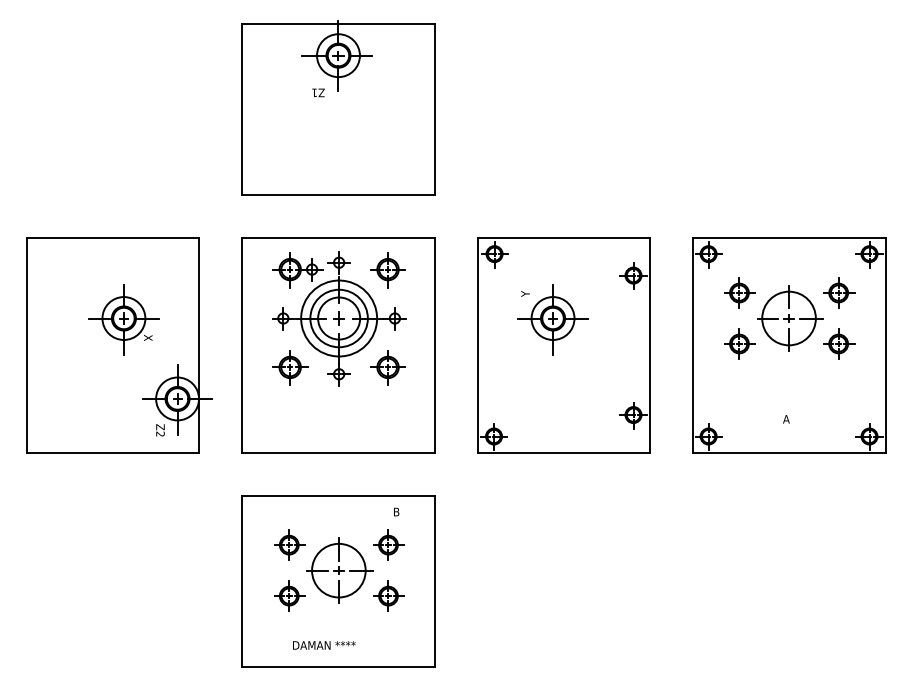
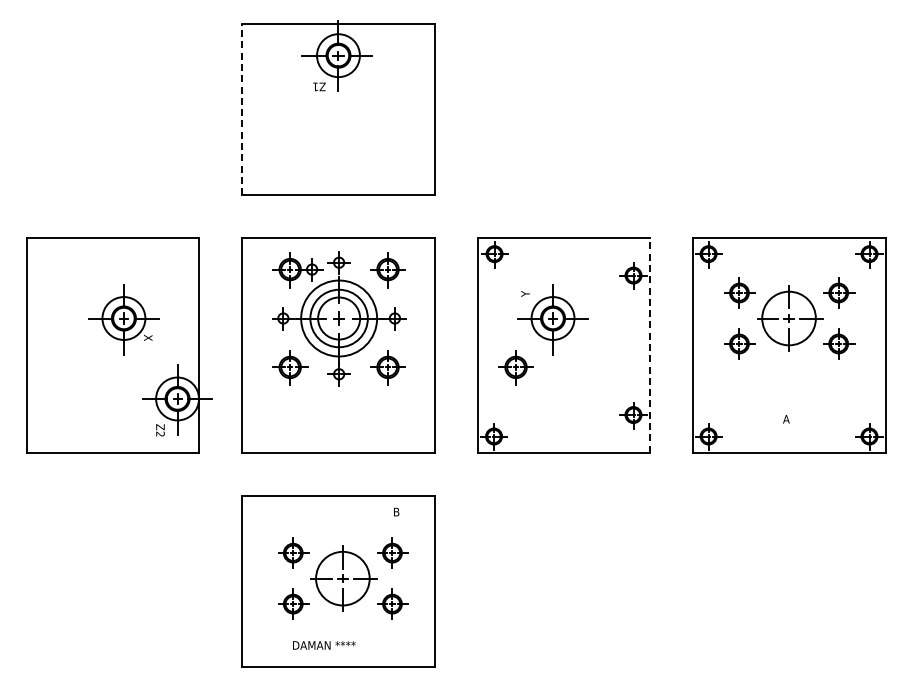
text position: (318, 92) -> (319, 86) (319, 86)
line: solid -> dashed (241, 109)
line: solid -> dashed (649, 344)
part: none -> present (515, 367)
part position: (339, 570) -> (343, 578) (343, 578)
